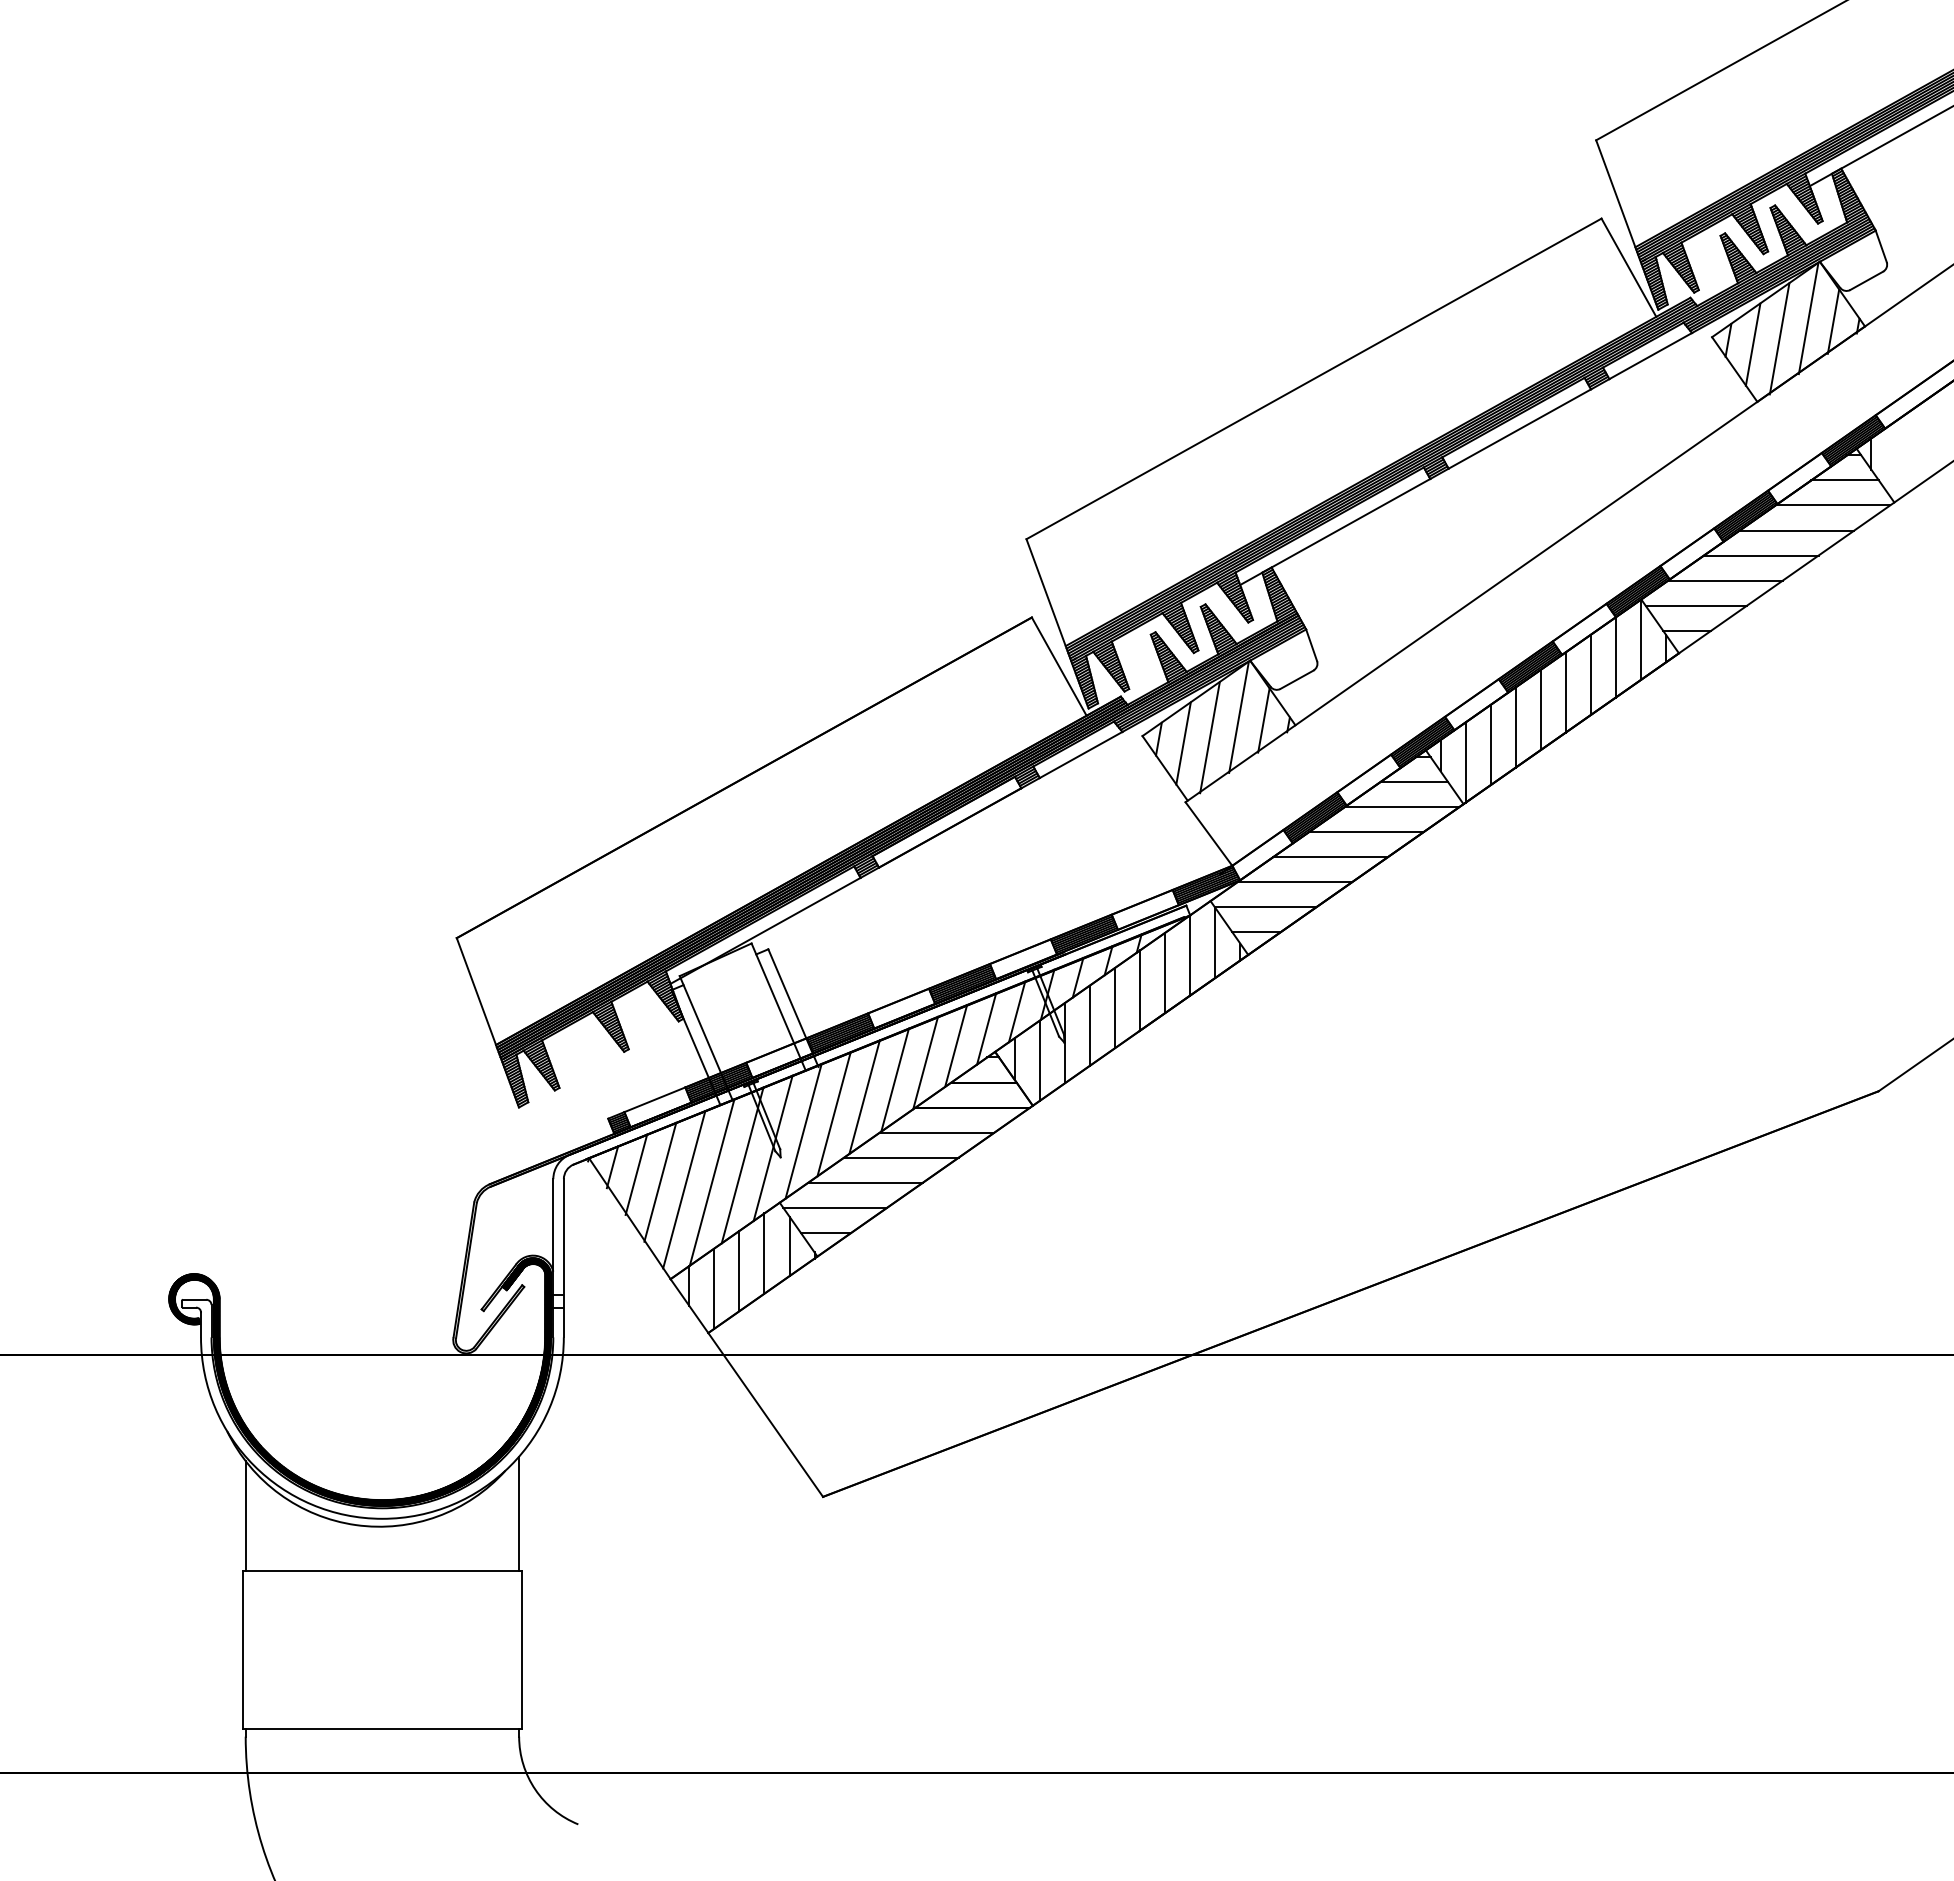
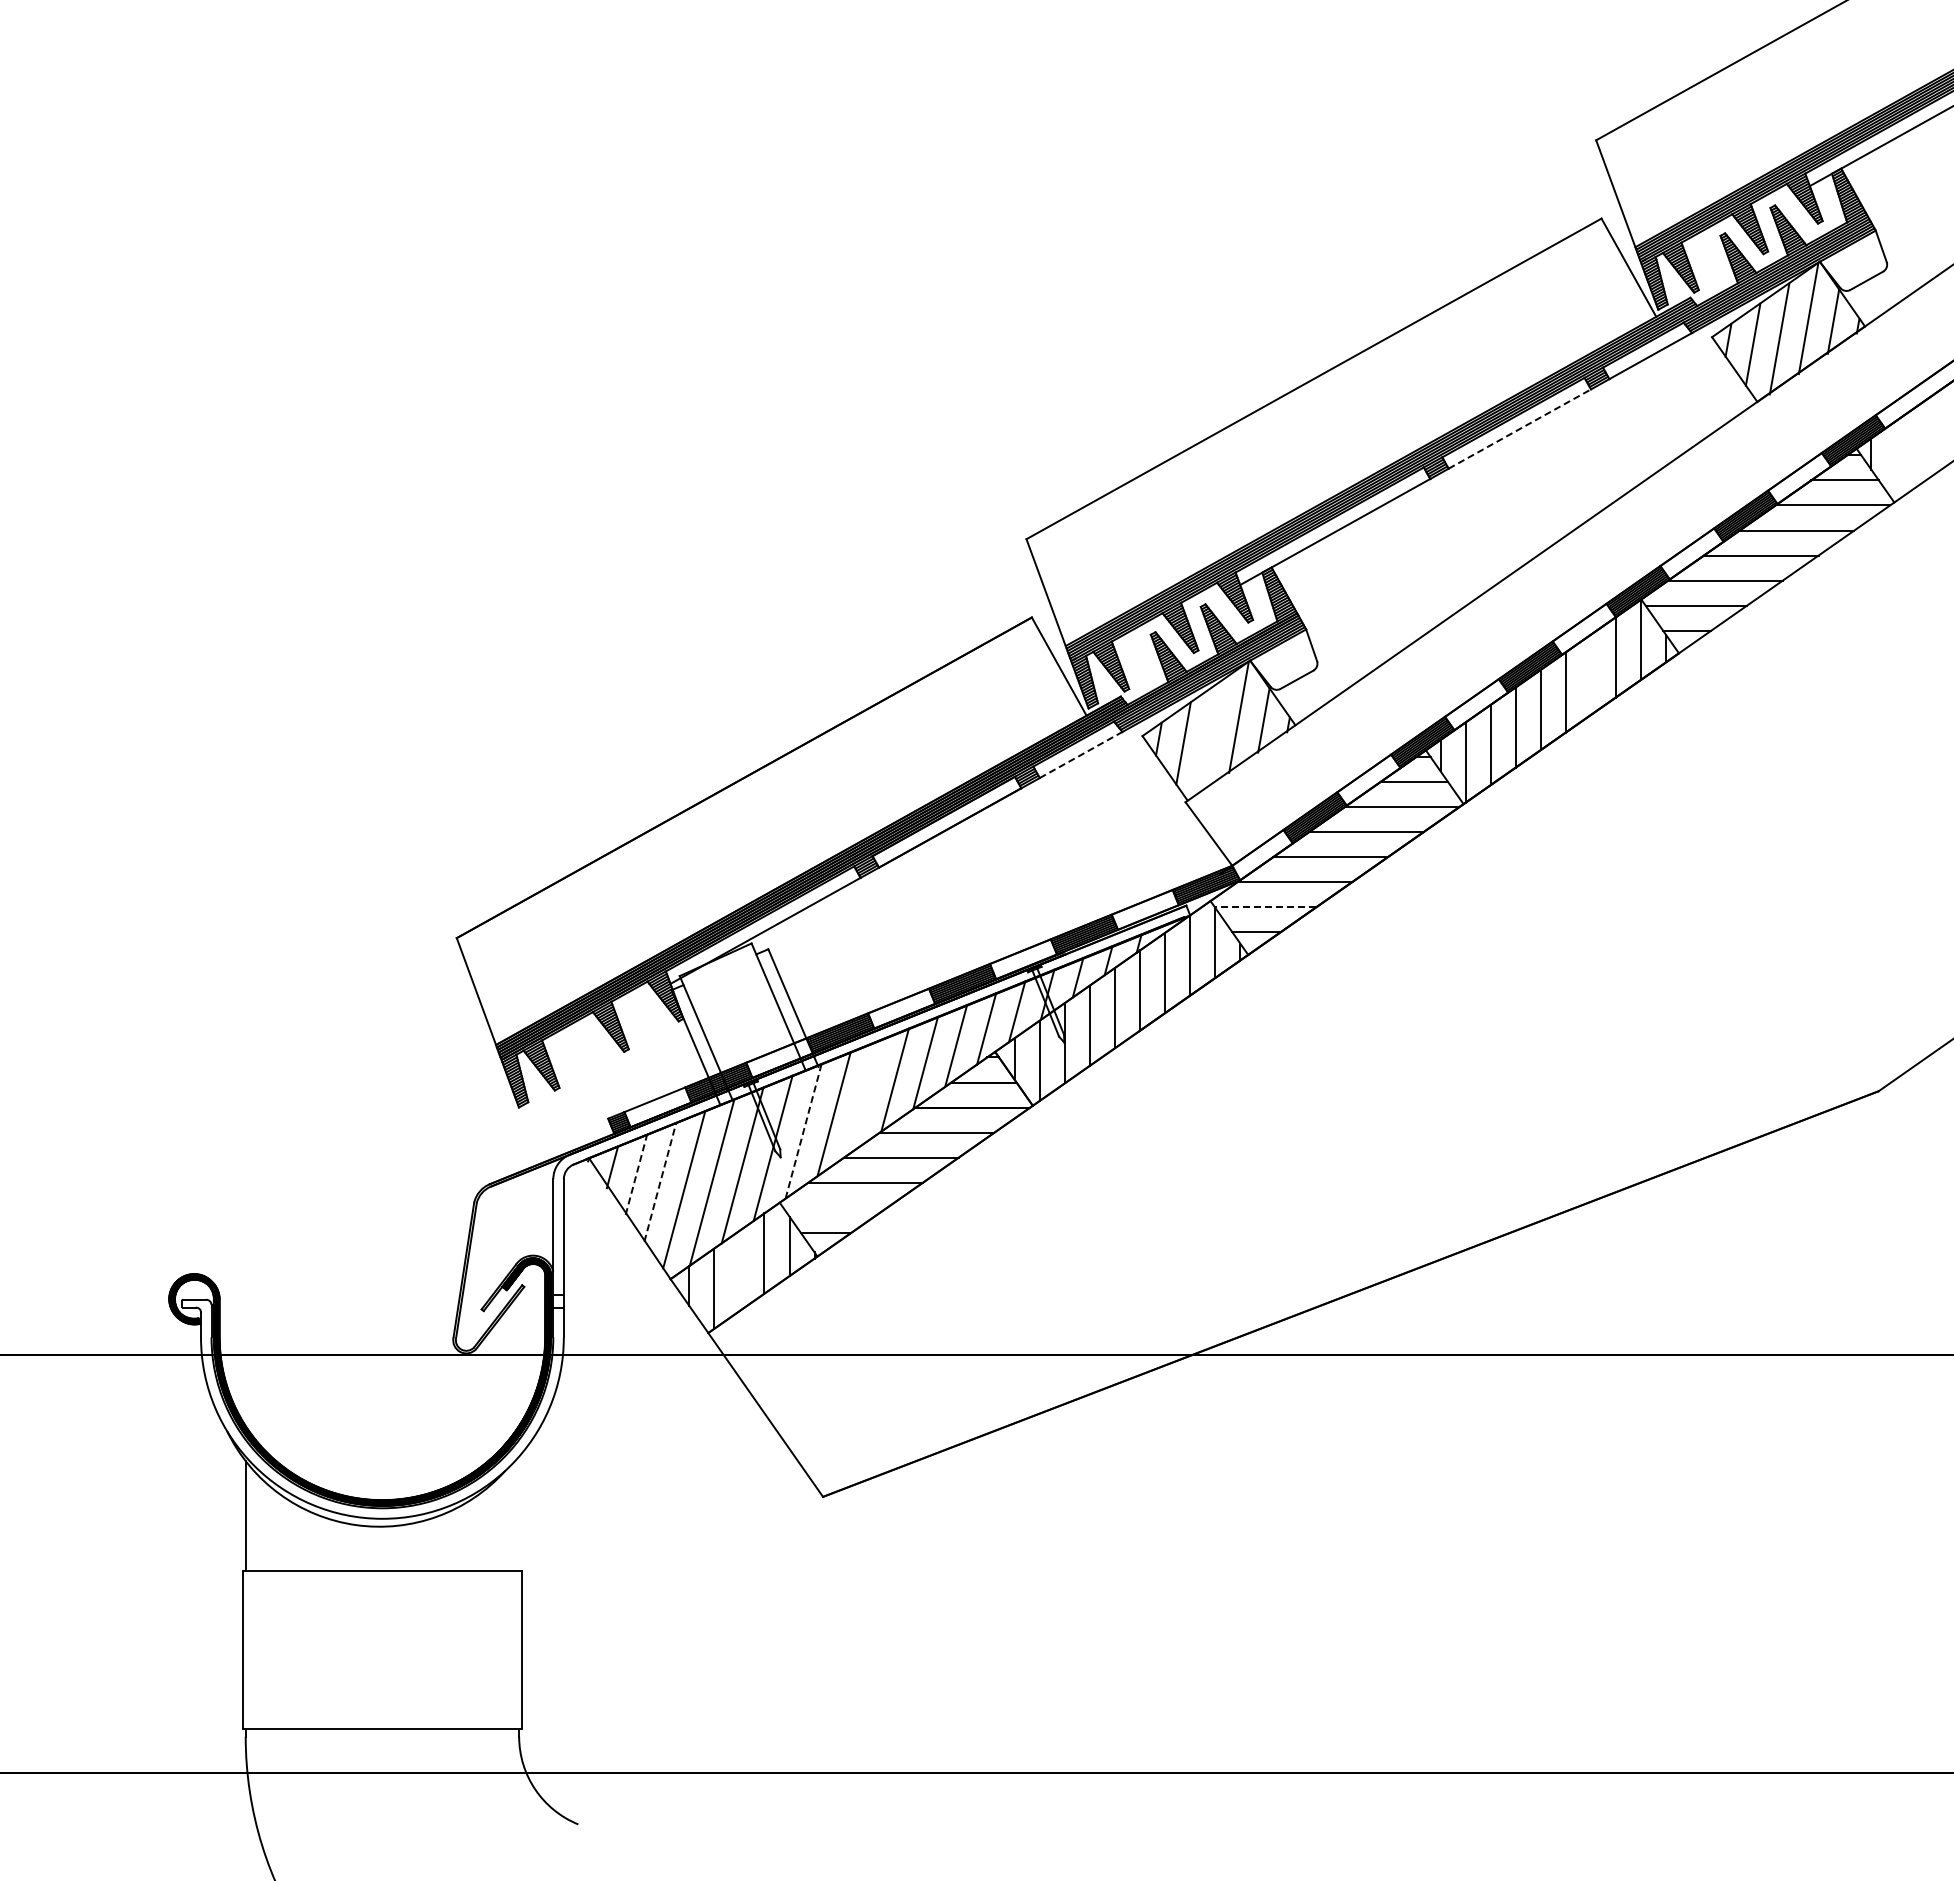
line: solid -> dashed (1519, 429)
line: present -> none (1590, 674)
line: present -> none (1209, 737)
line: solid -> dashed (1081, 754)
line: solid -> dashed (1265, 907)
line: present -> none (864, 1096)
line: solid -> dashed (803, 1131)
line: solid -> dashed (636, 1174)
line: solid -> dashed (660, 1182)
line: present -> none (835, 1207)
line: present -> none (739, 1270)
line: present -> none (519, 1513)
